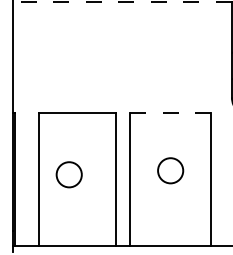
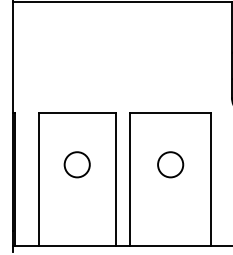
line: dashed -> solid (122, 2)
line: dashed -> solid (170, 112)
circle position: (170, 170) -> (170, 164) (170, 164)
circle position: (68, 174) -> (76, 164) (76, 164)
